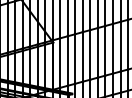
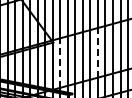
line: solid -> dashed (97, 52)
line: solid -> dashed (60, 63)
